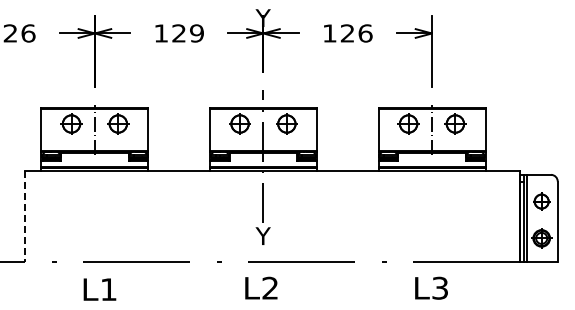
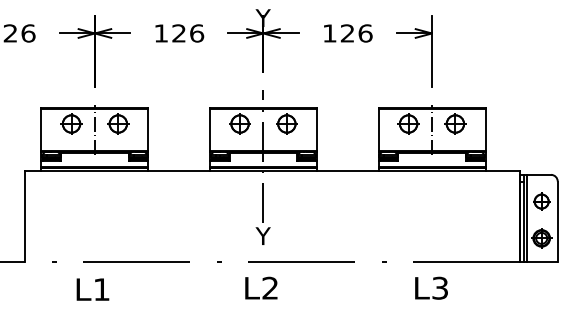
text: 129 -> 126 (197, 33)
line: dashed -> solid (25, 216)
text position: (99, 289) -> (92, 289) (92, 289)
